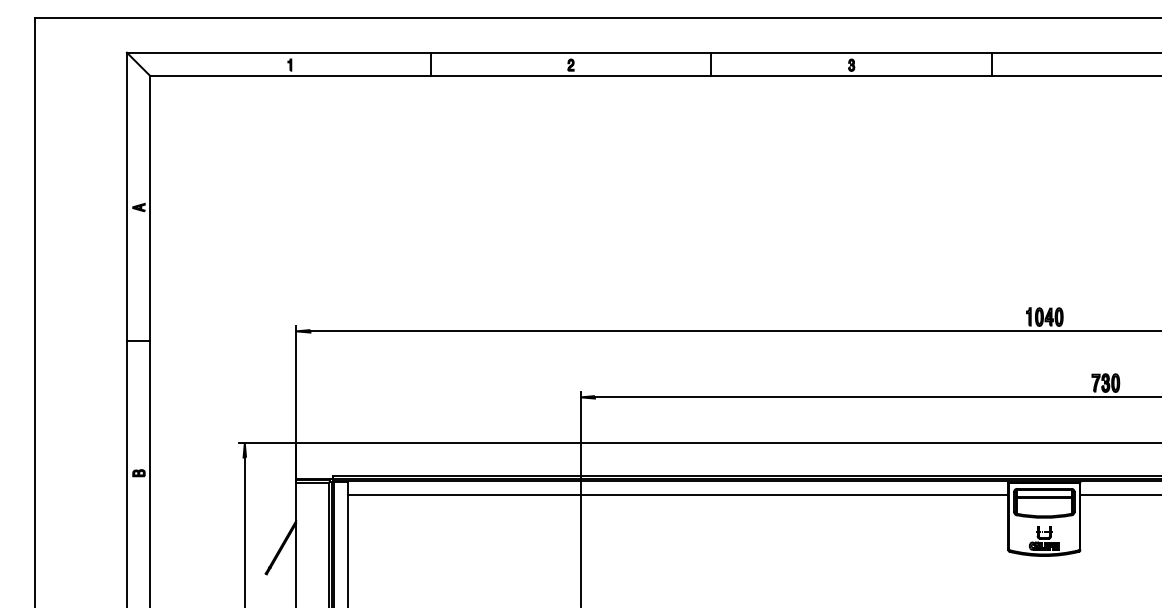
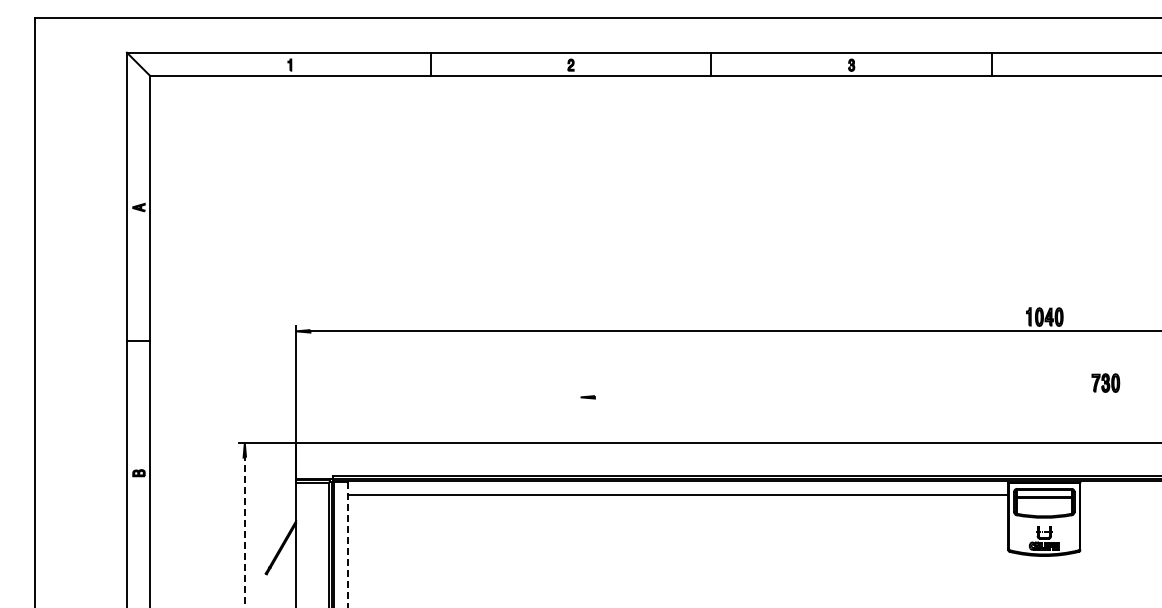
line: present -> none (876, 397)
line: present -> none (1119, 495)
line: present -> none (580, 497)
line: solid -> dashed (244, 532)
line: solid -> dashed (347, 545)
